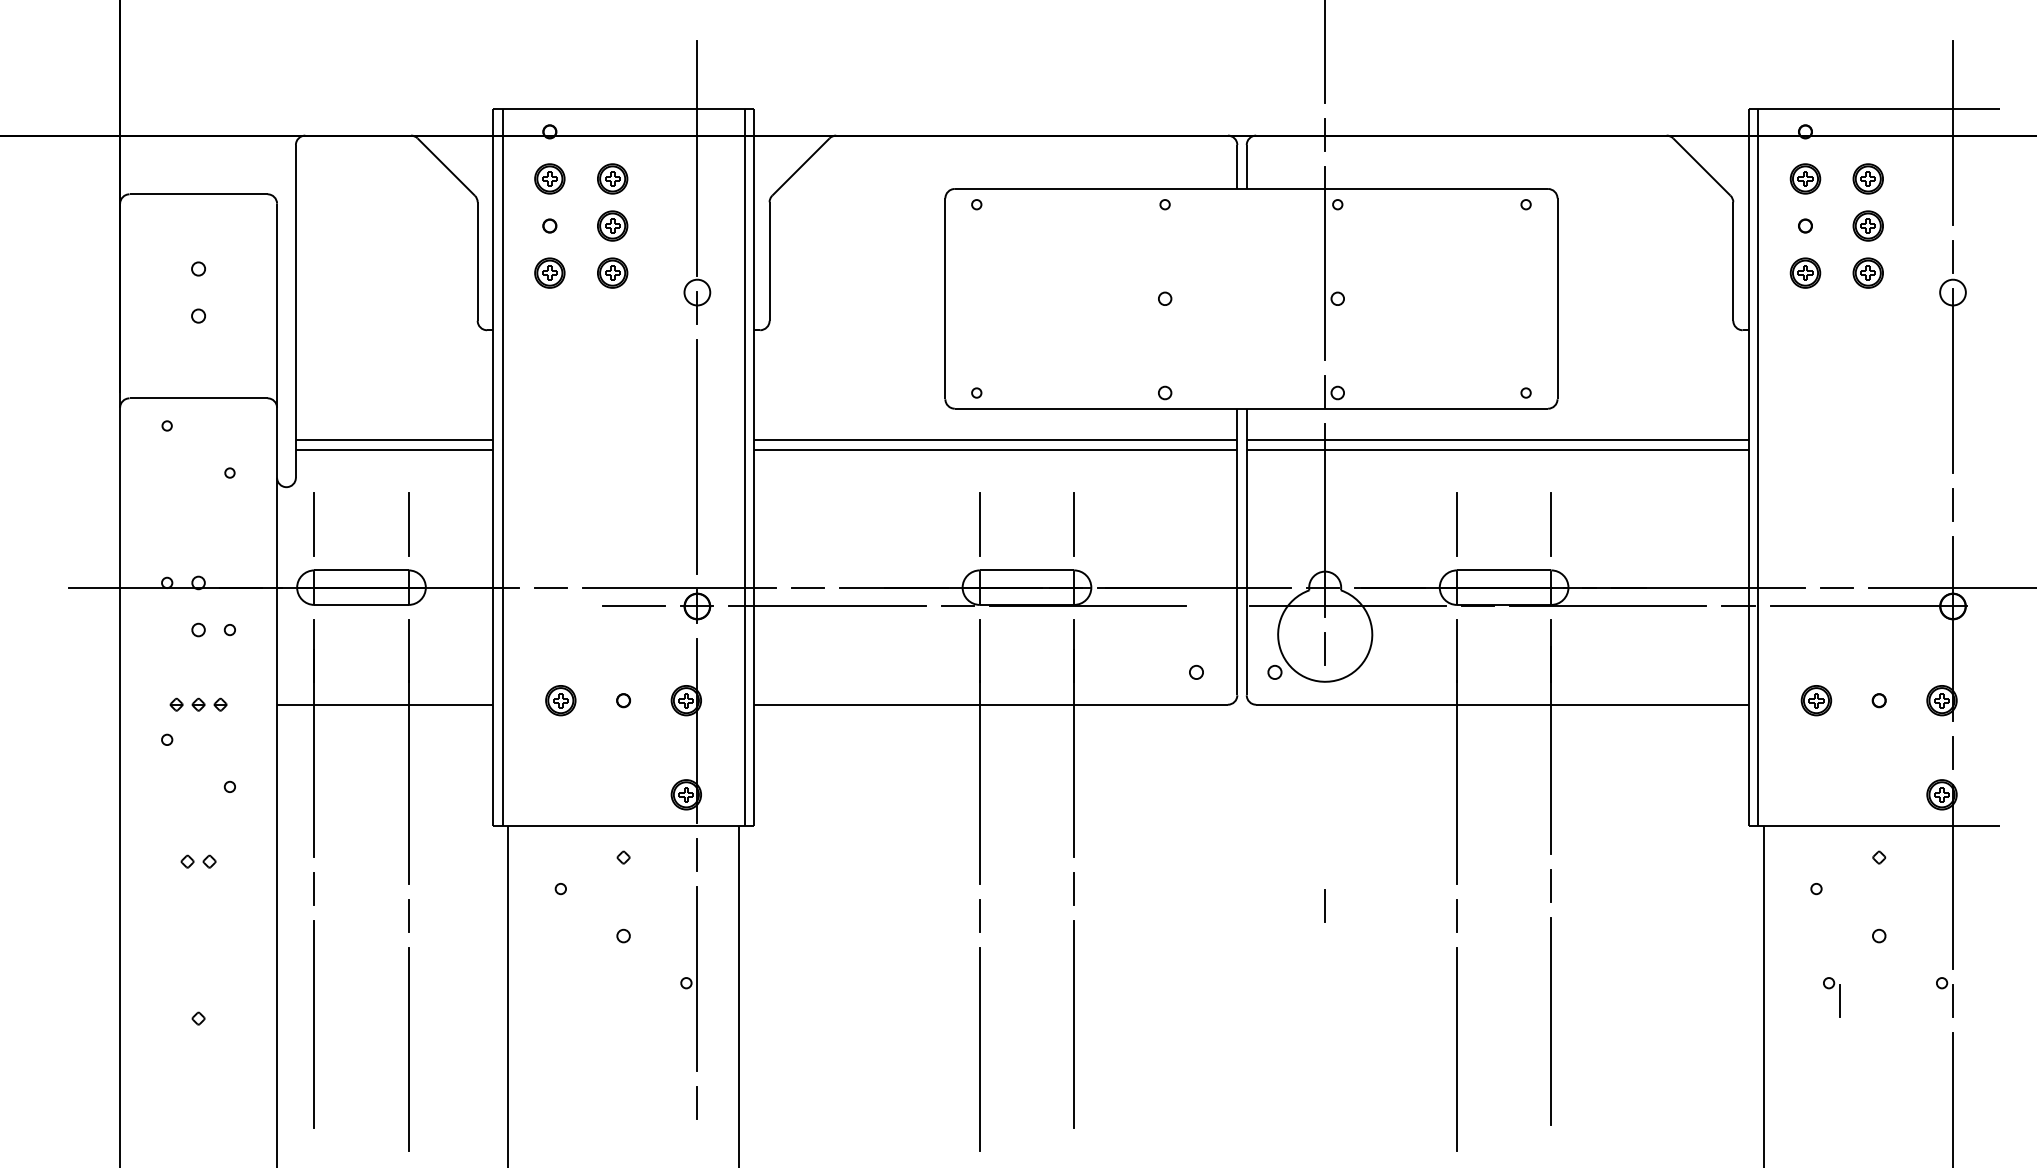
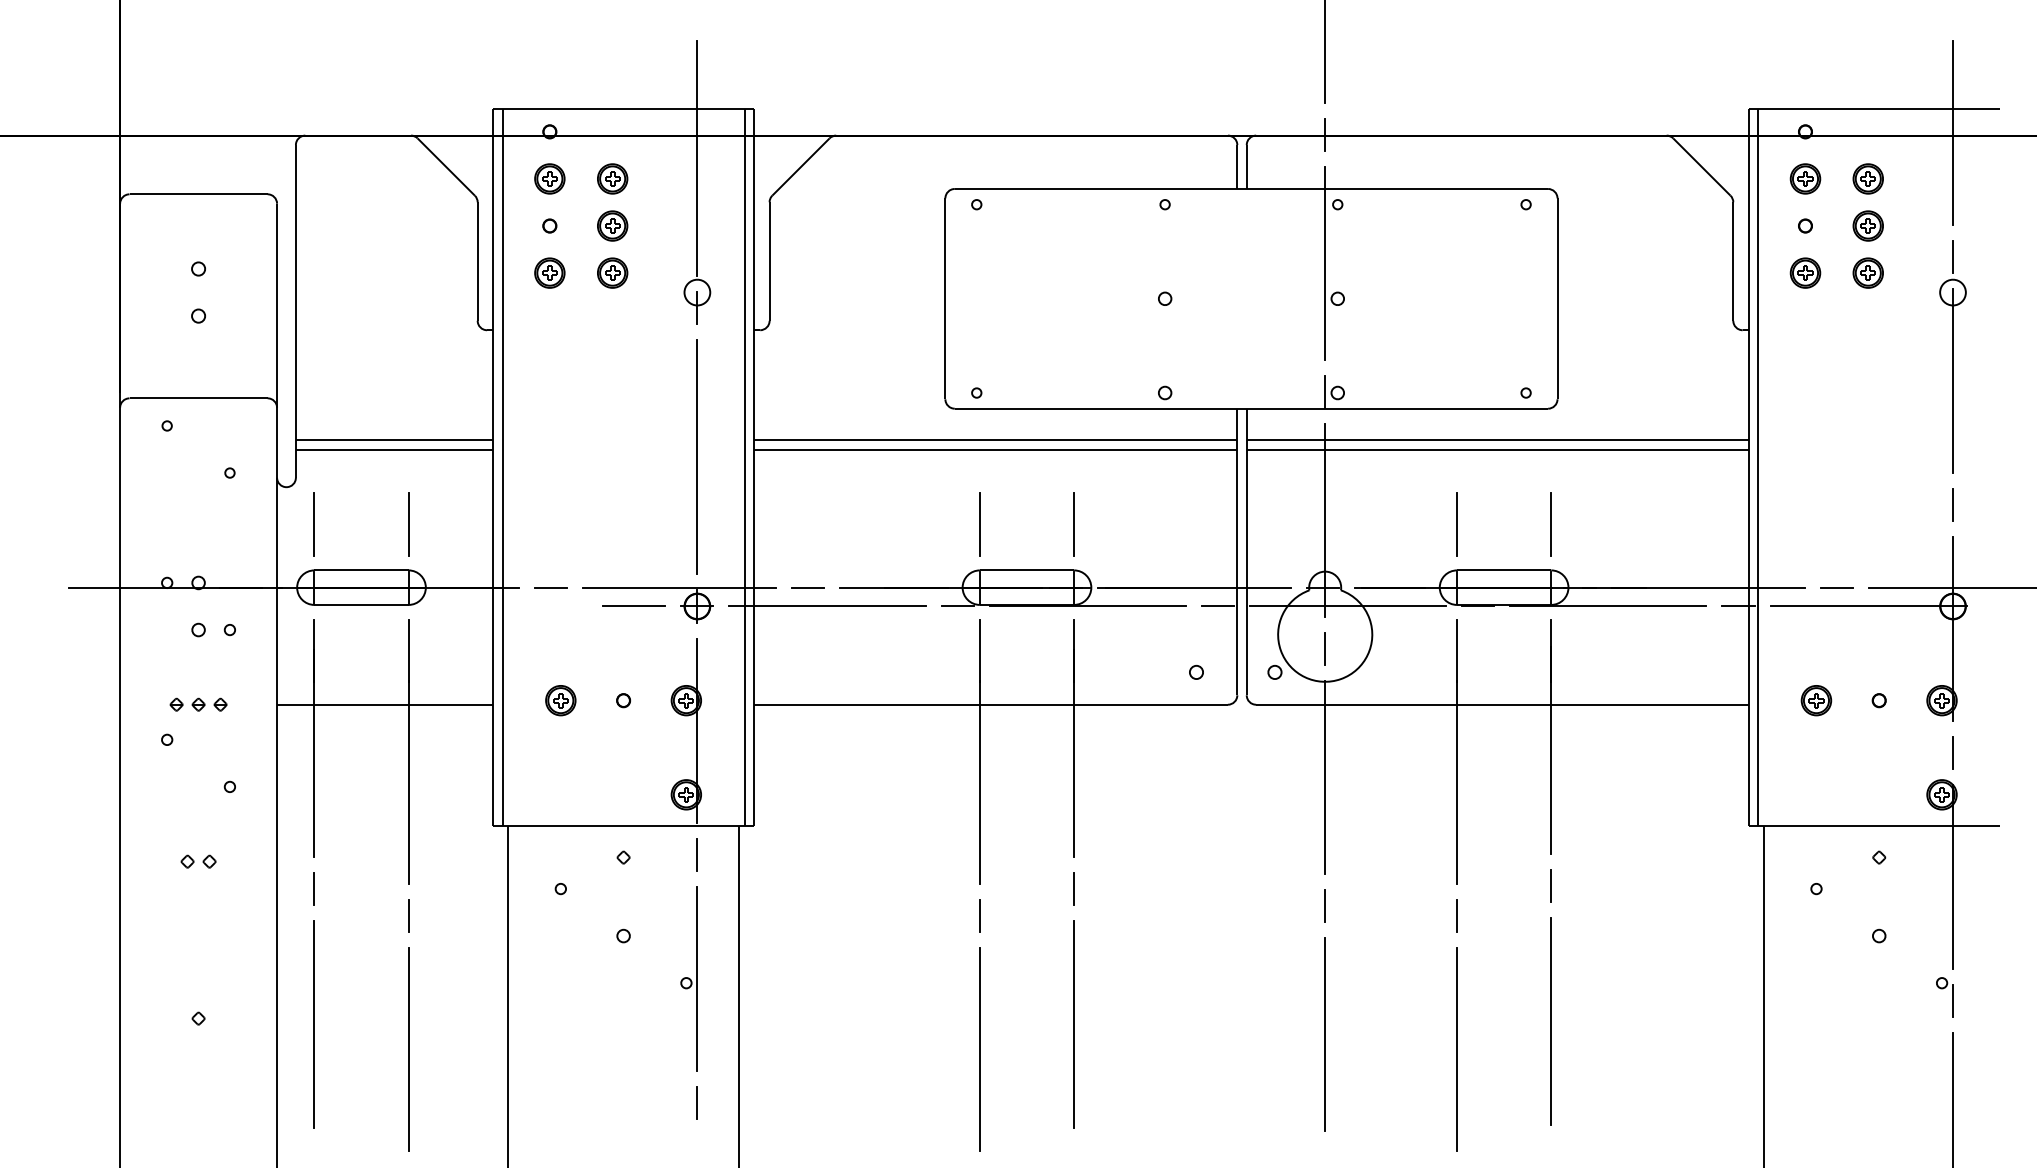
line: none -> present (1217, 606)
line: none -> present (1325, 777)
part: present -> none (1839, 997)
line: none -> present (1324, 1034)
